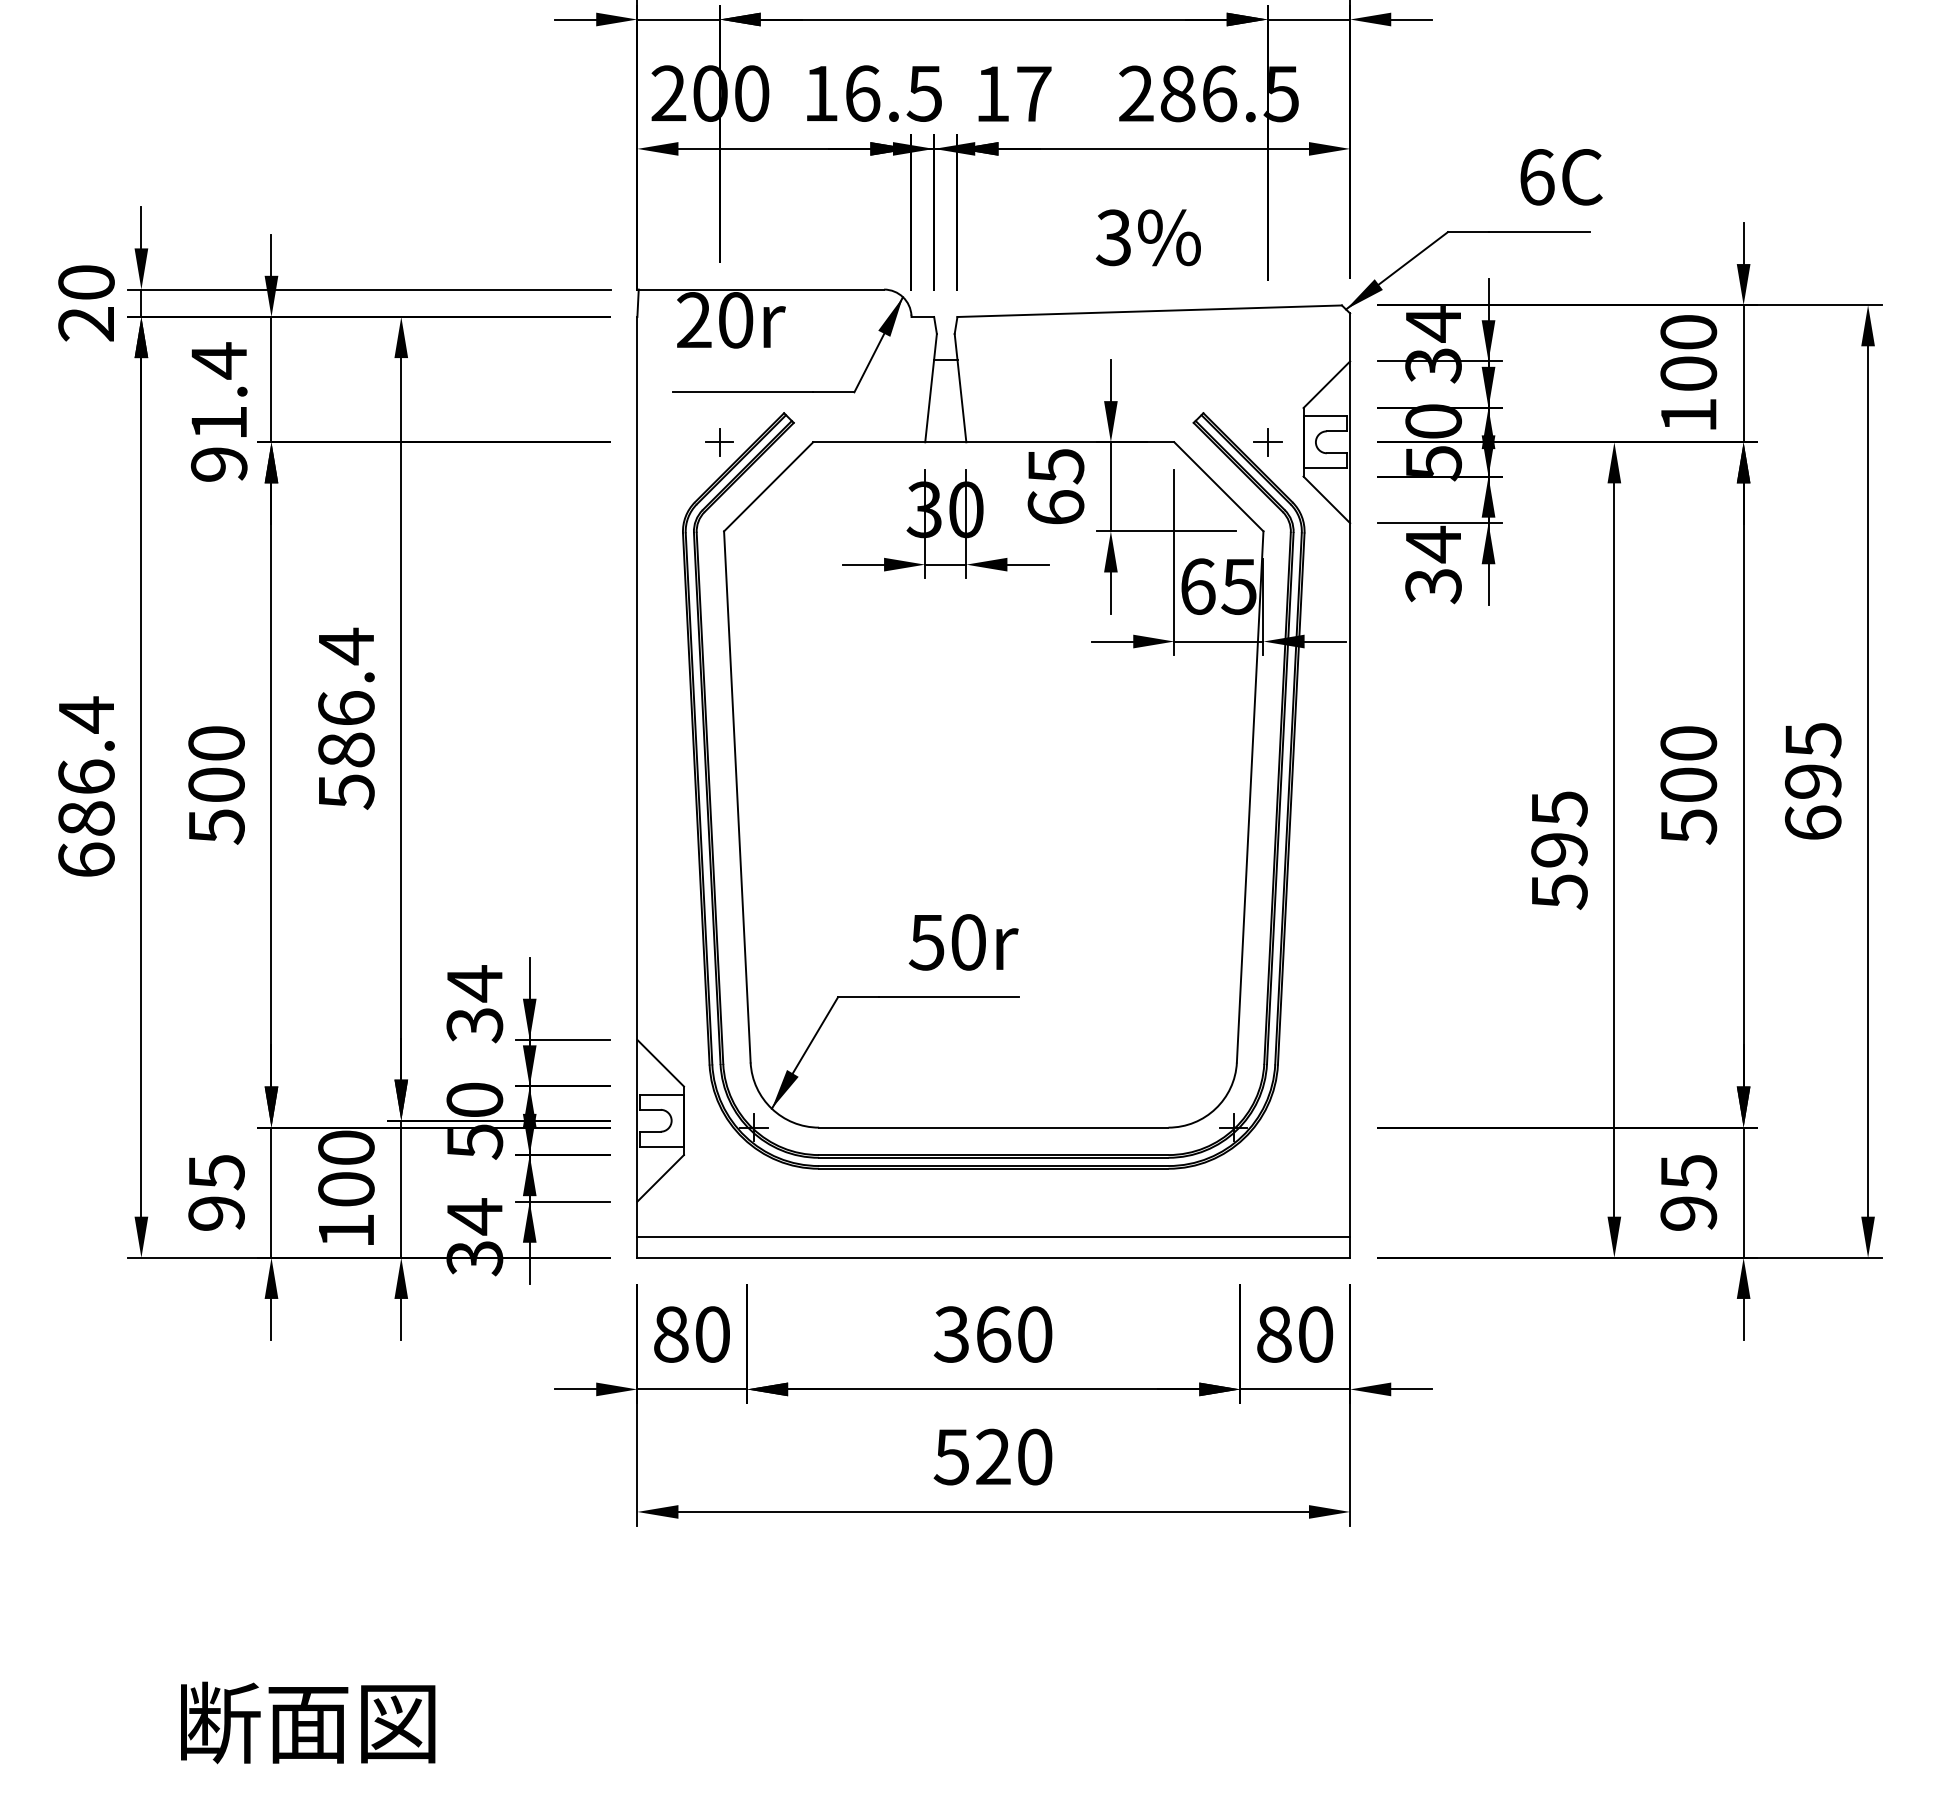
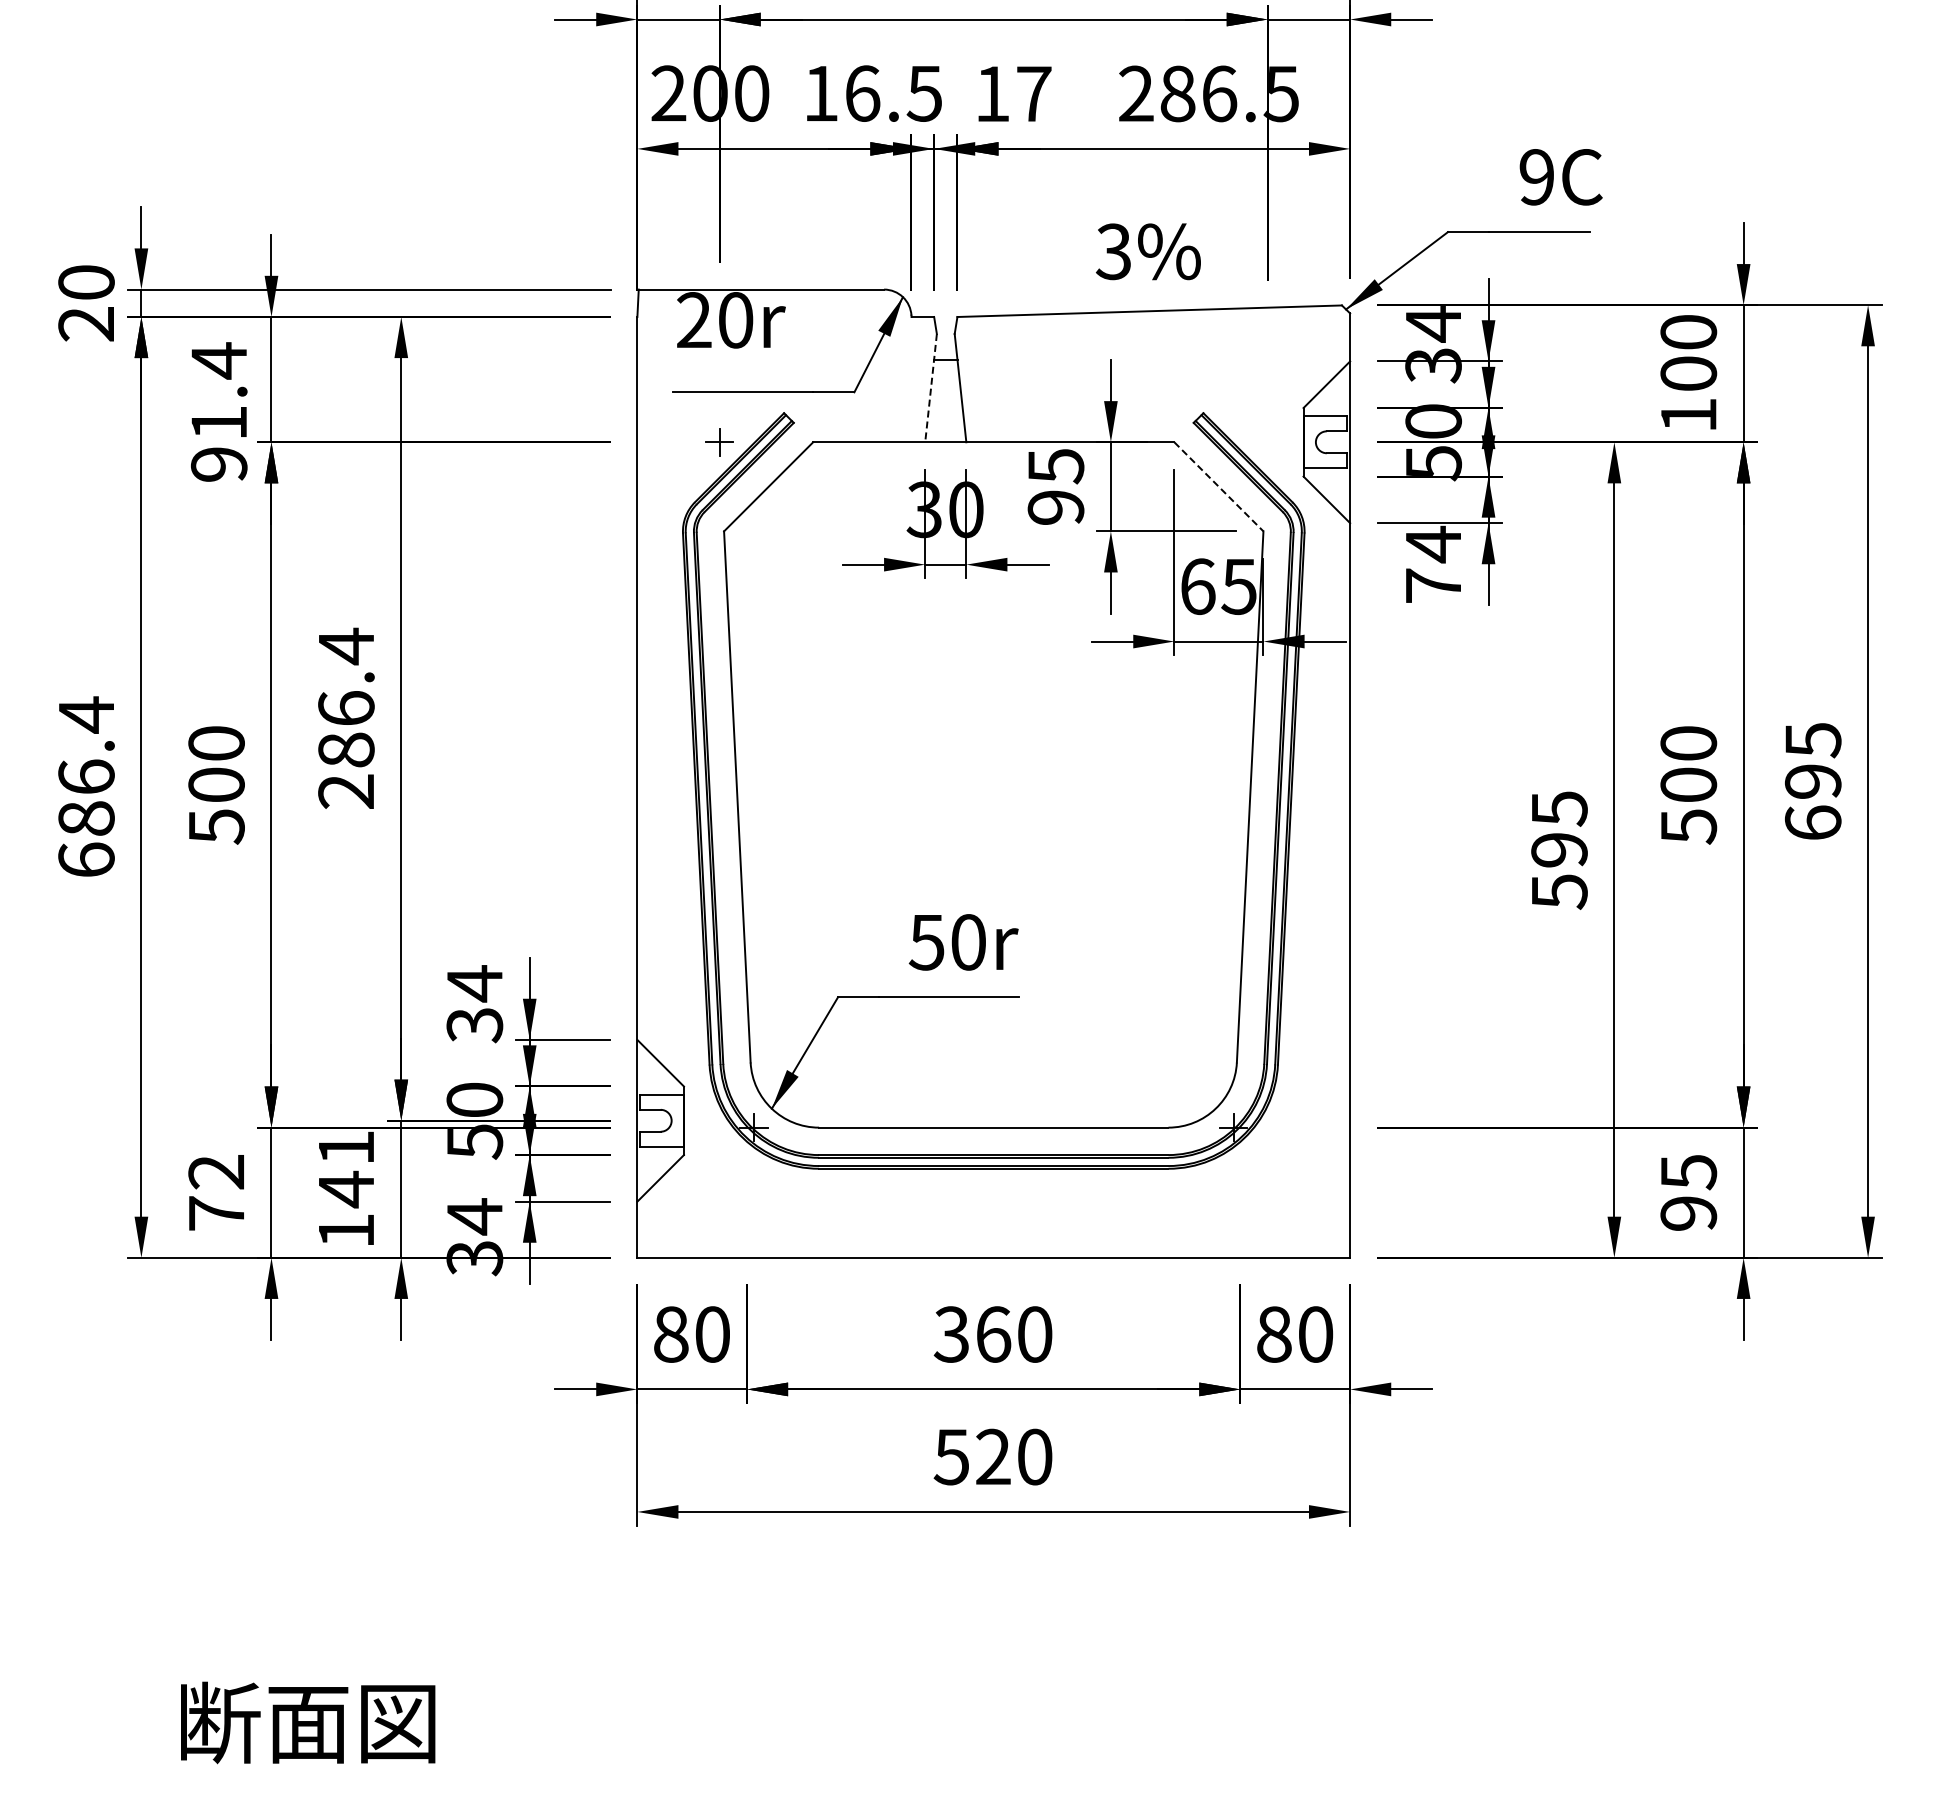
text: 6C -> 9C (1536, 177)
text position: (1148, 237) -> (1148, 251) (1148, 251)
line: solid -> dashed (931, 388)
part: present -> none (1267, 442)
line: solid -> dashed (1219, 487)
text: 65 -> 95 (1055, 507)
text: 34 -> 74 (1433, 586)
text: 586.4 -> 286.4 (346, 791)
text: 100 -> 141 (346, 1169)
text: 95 -> 72 (216, 1192)
line: present -> none (993, 1237)
